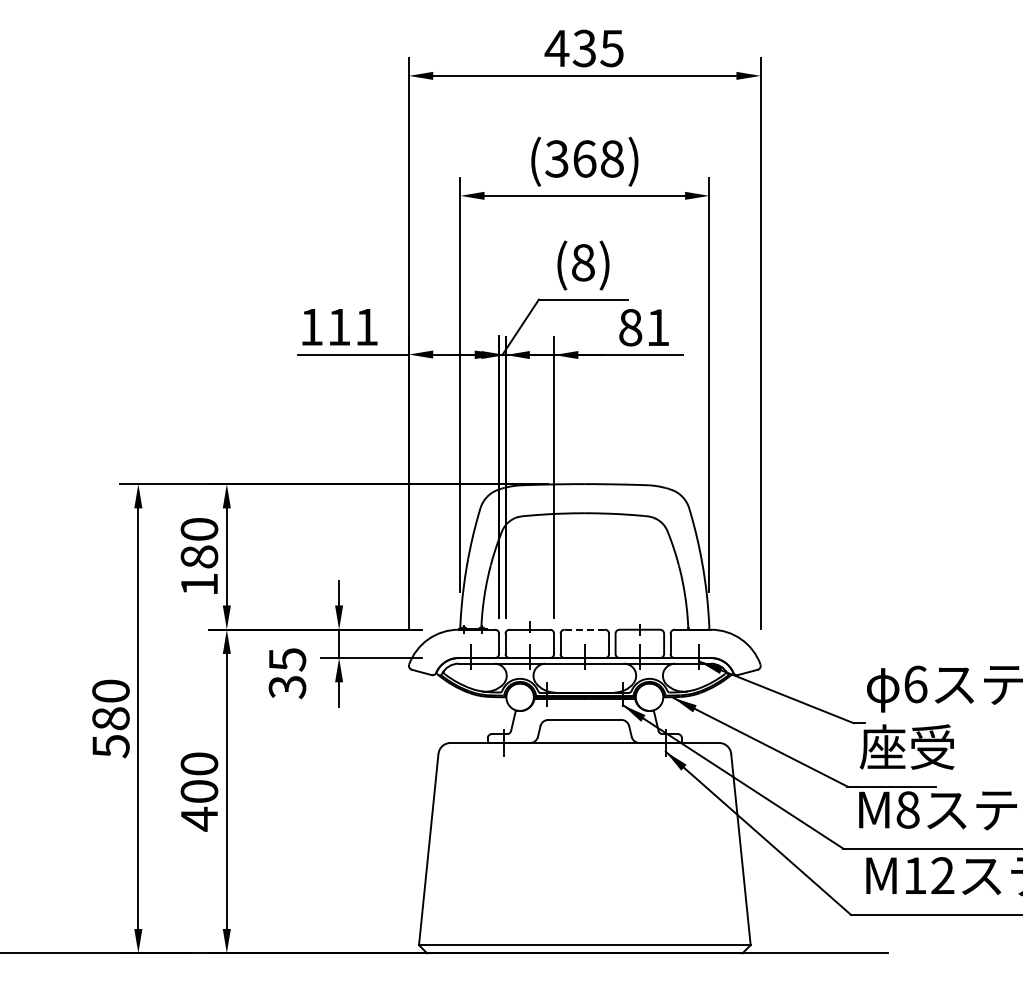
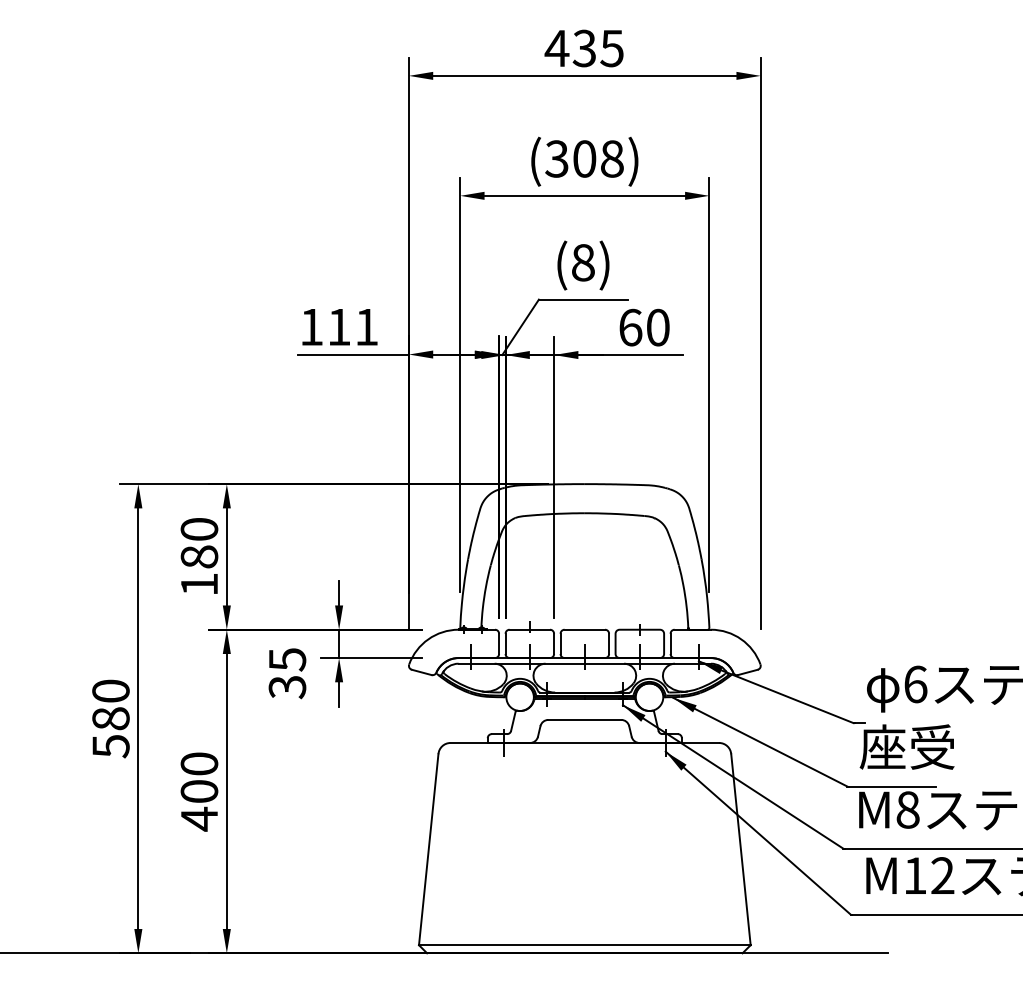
text: (368) -> (308) (584, 158)
text: 81 -> 60 (644, 327)
line: dashed -> solid (584, 629)
